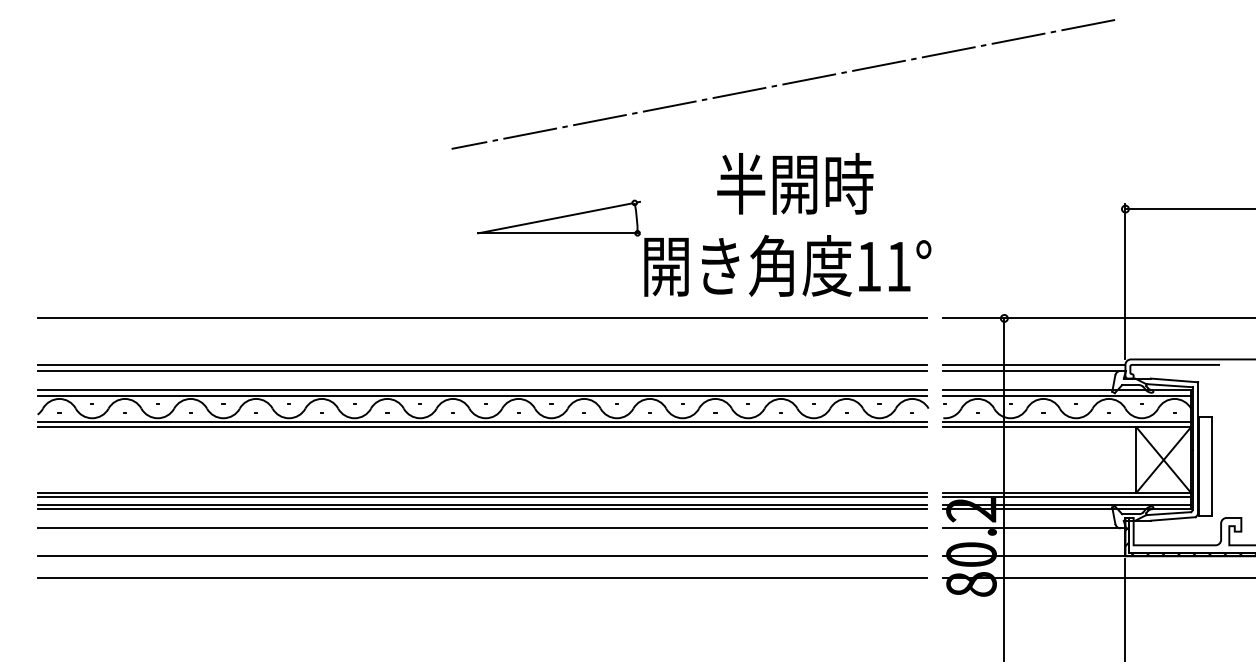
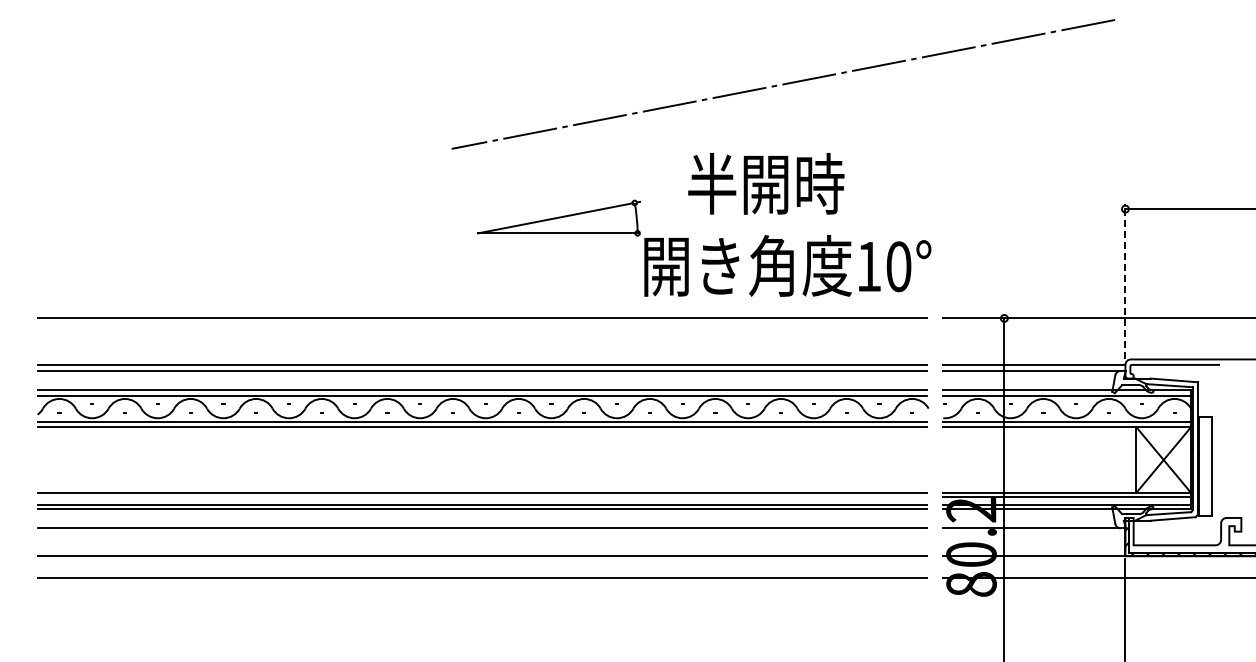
text position: (795, 183) -> (766, 183) (766, 183)
text: 11° -> 10° (898, 266)
line: solid -> dashed (1125, 281)
line: present -> none (481, 496)
